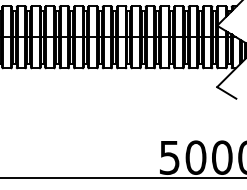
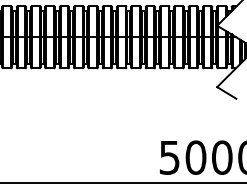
line position: (122, 177) -> (122, 182) (122, 182)
